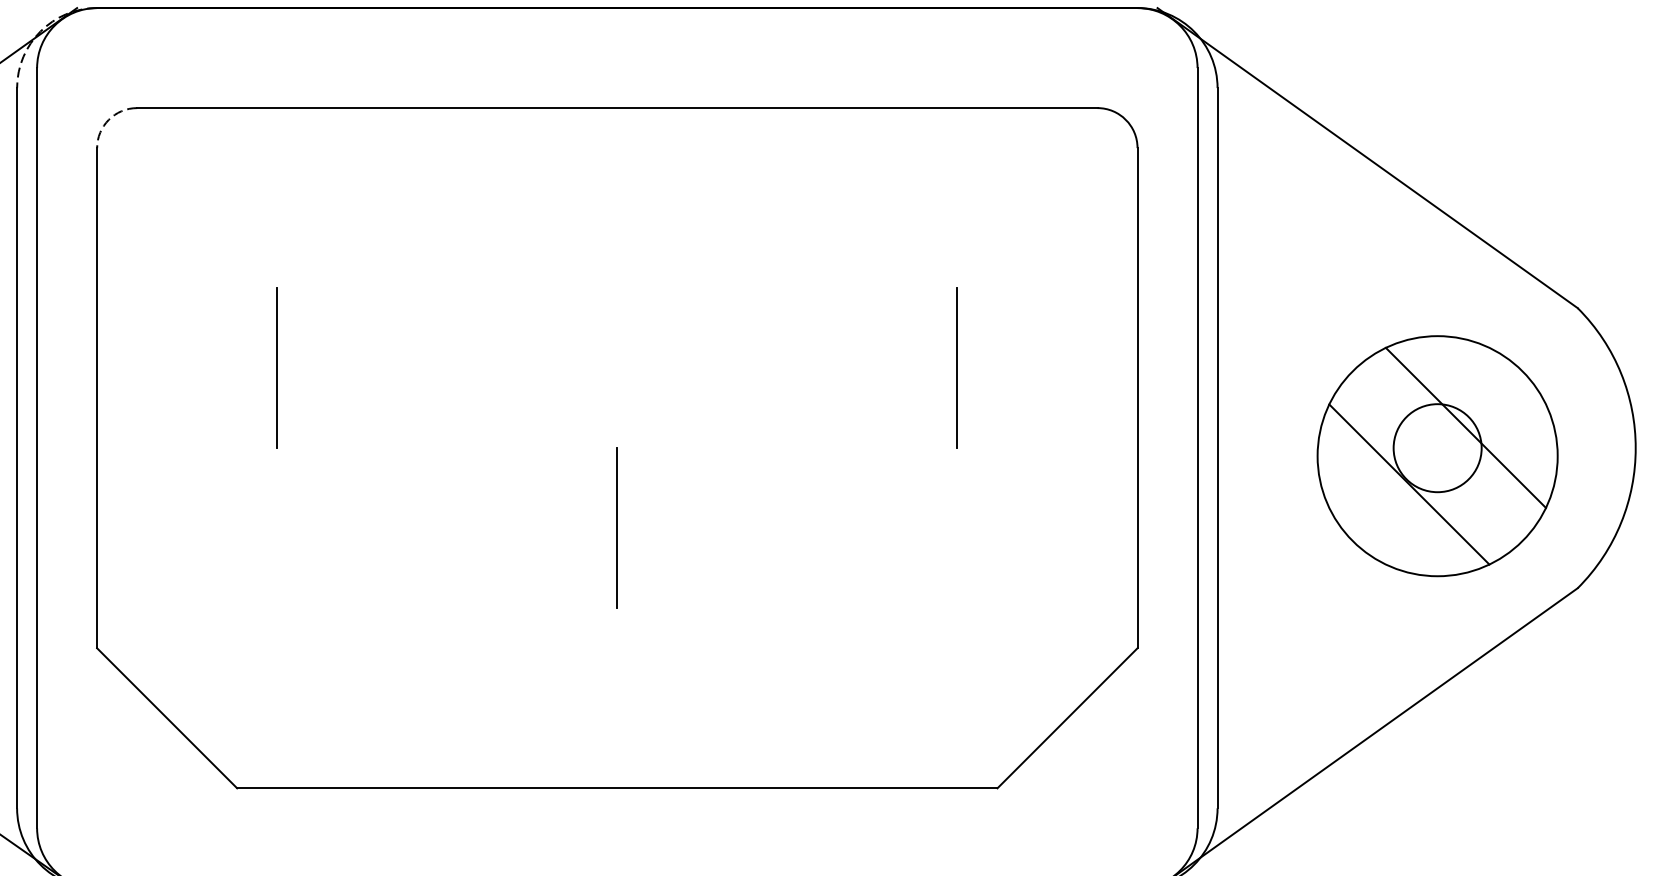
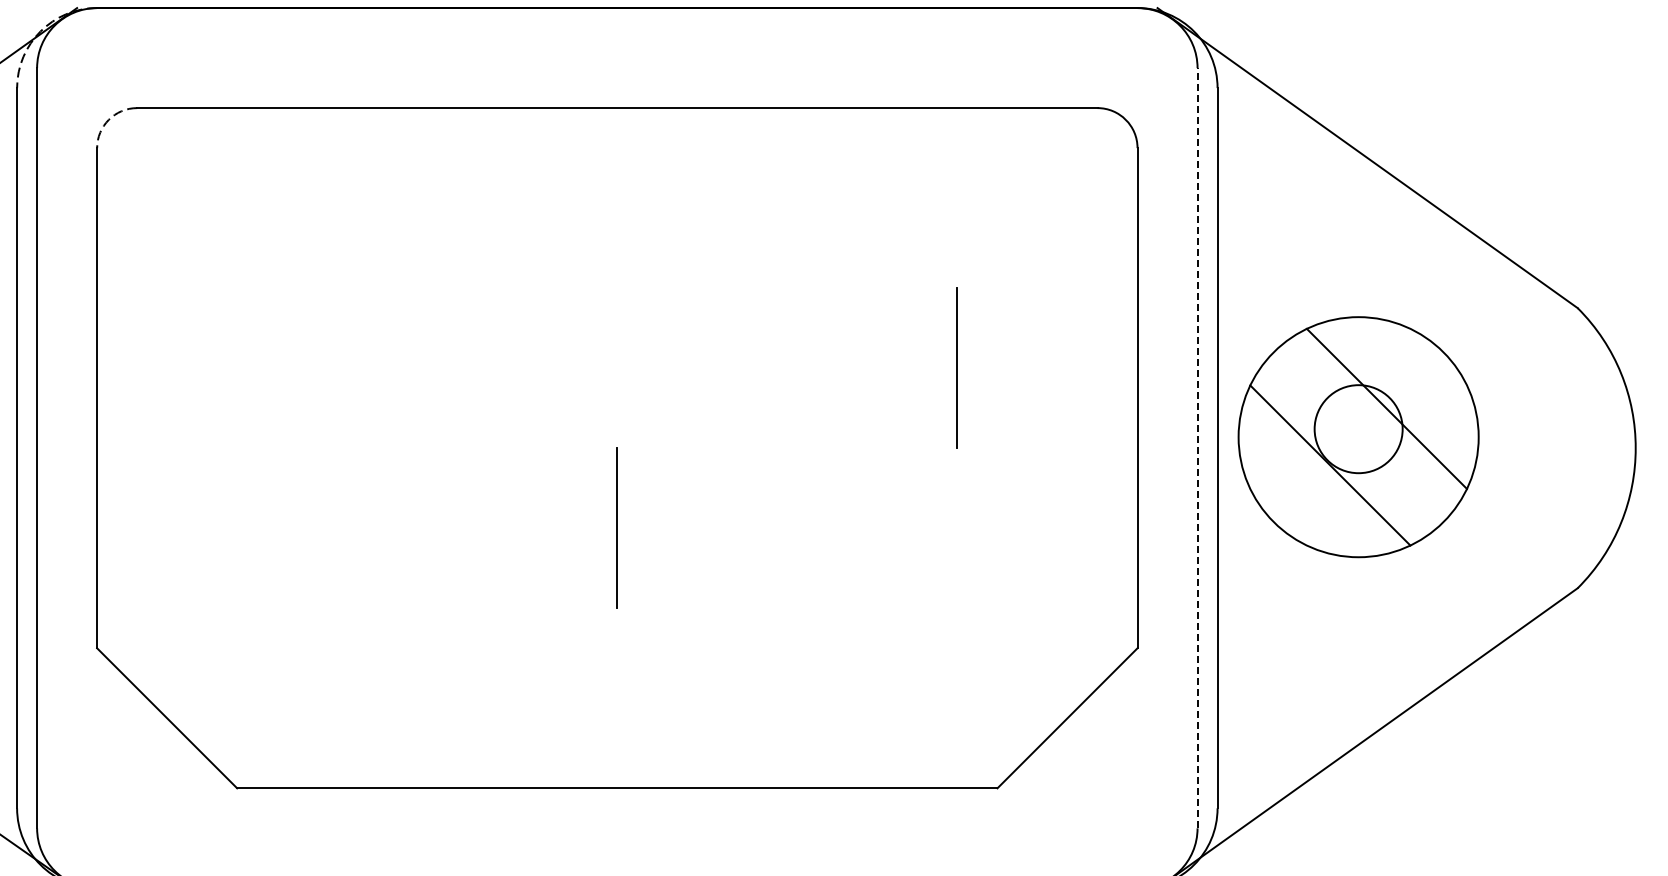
line: present -> none (277, 368)
line: solid -> dashed (1197, 447)
part position: (1437, 456) -> (1358, 437) (1358, 437)
